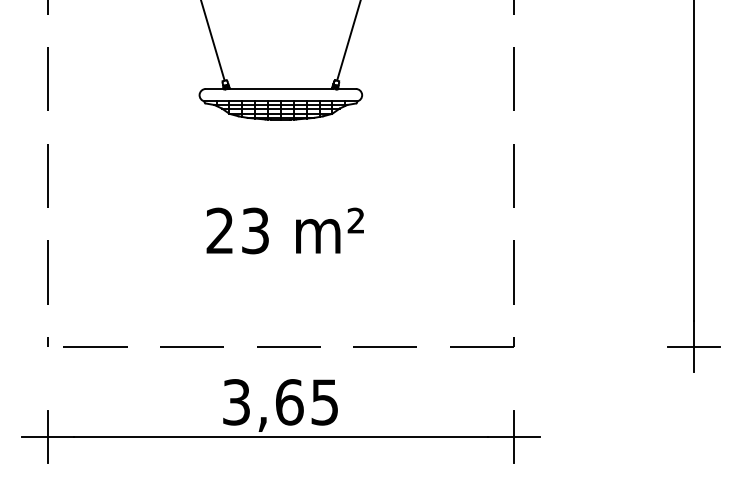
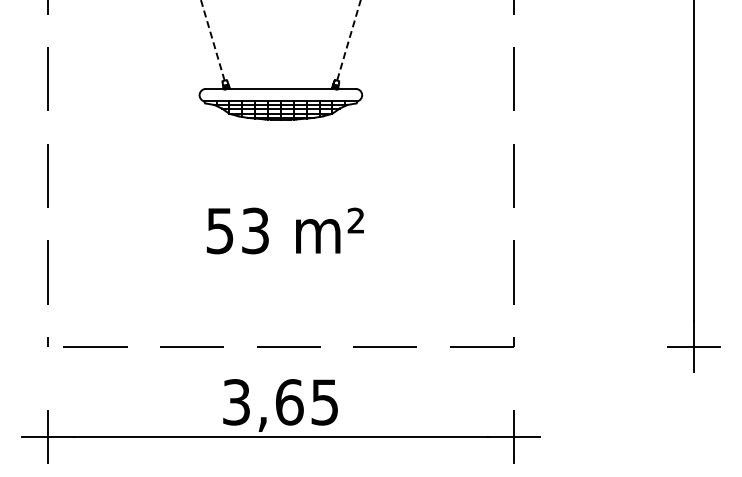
line: solid -> dashed (212, 40)
line: solid -> dashed (348, 40)
text: 23 -> 53 (219, 230)
